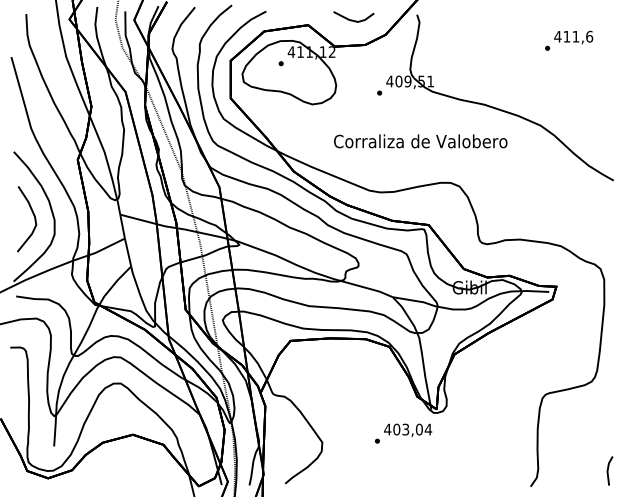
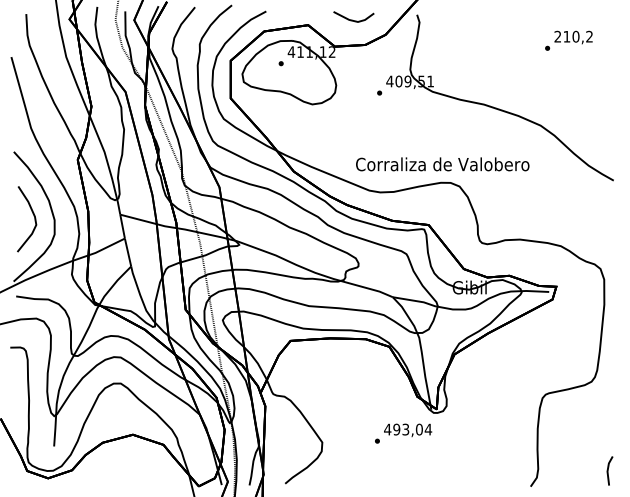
text: 411,6 -> 210,2 (573, 36)
text position: (420, 141) -> (442, 164) (442, 164)
text: 403,04 -> 493,04 (396, 429)
